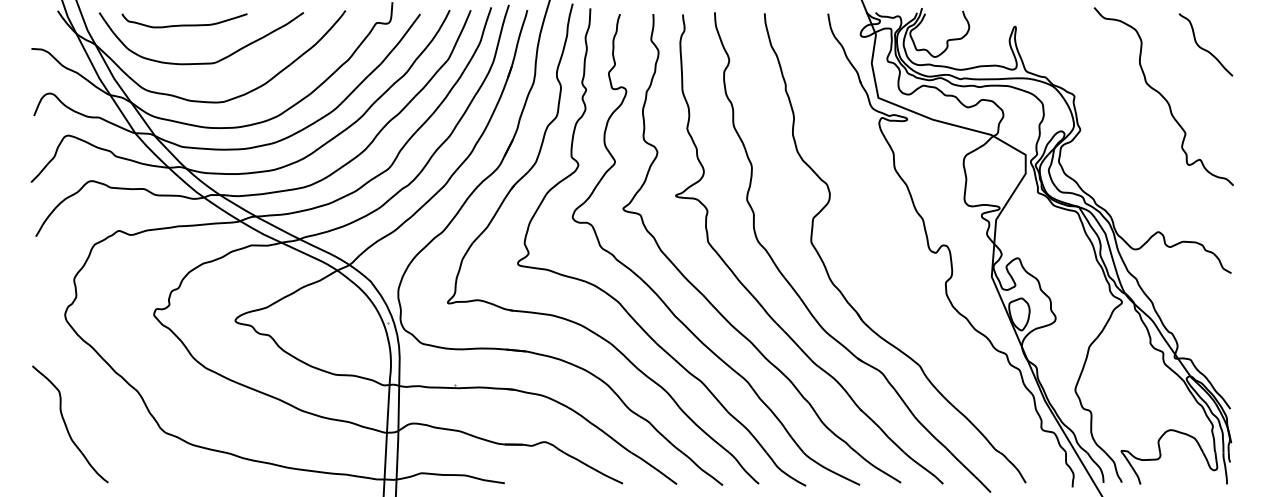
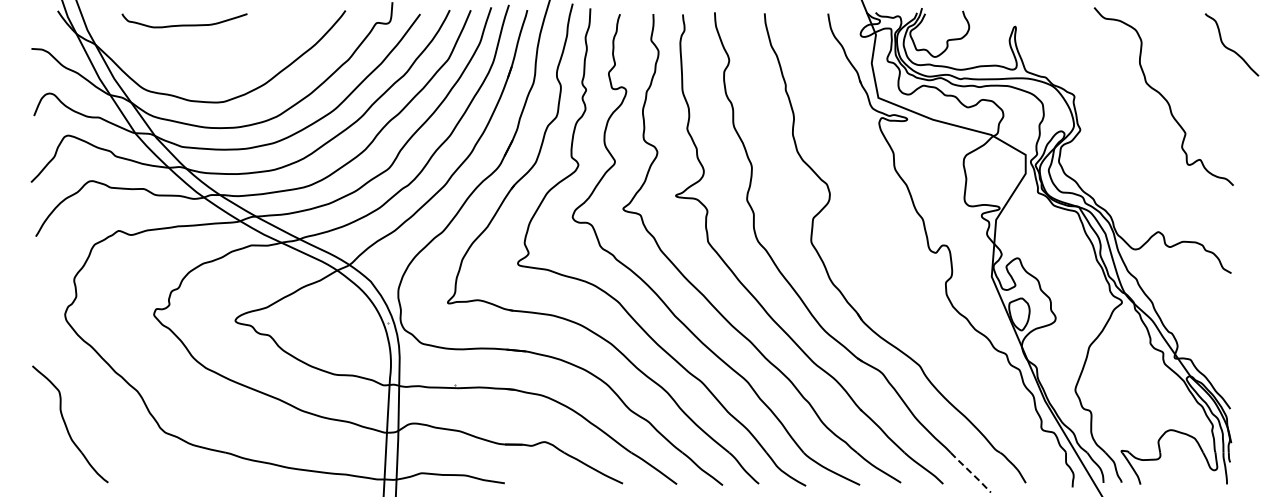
curve position: (1204, 48) -> (1230, 48) (1230, 48)
curve: present -> none (201, 62)
line: solid -> dashed (970, 472)
